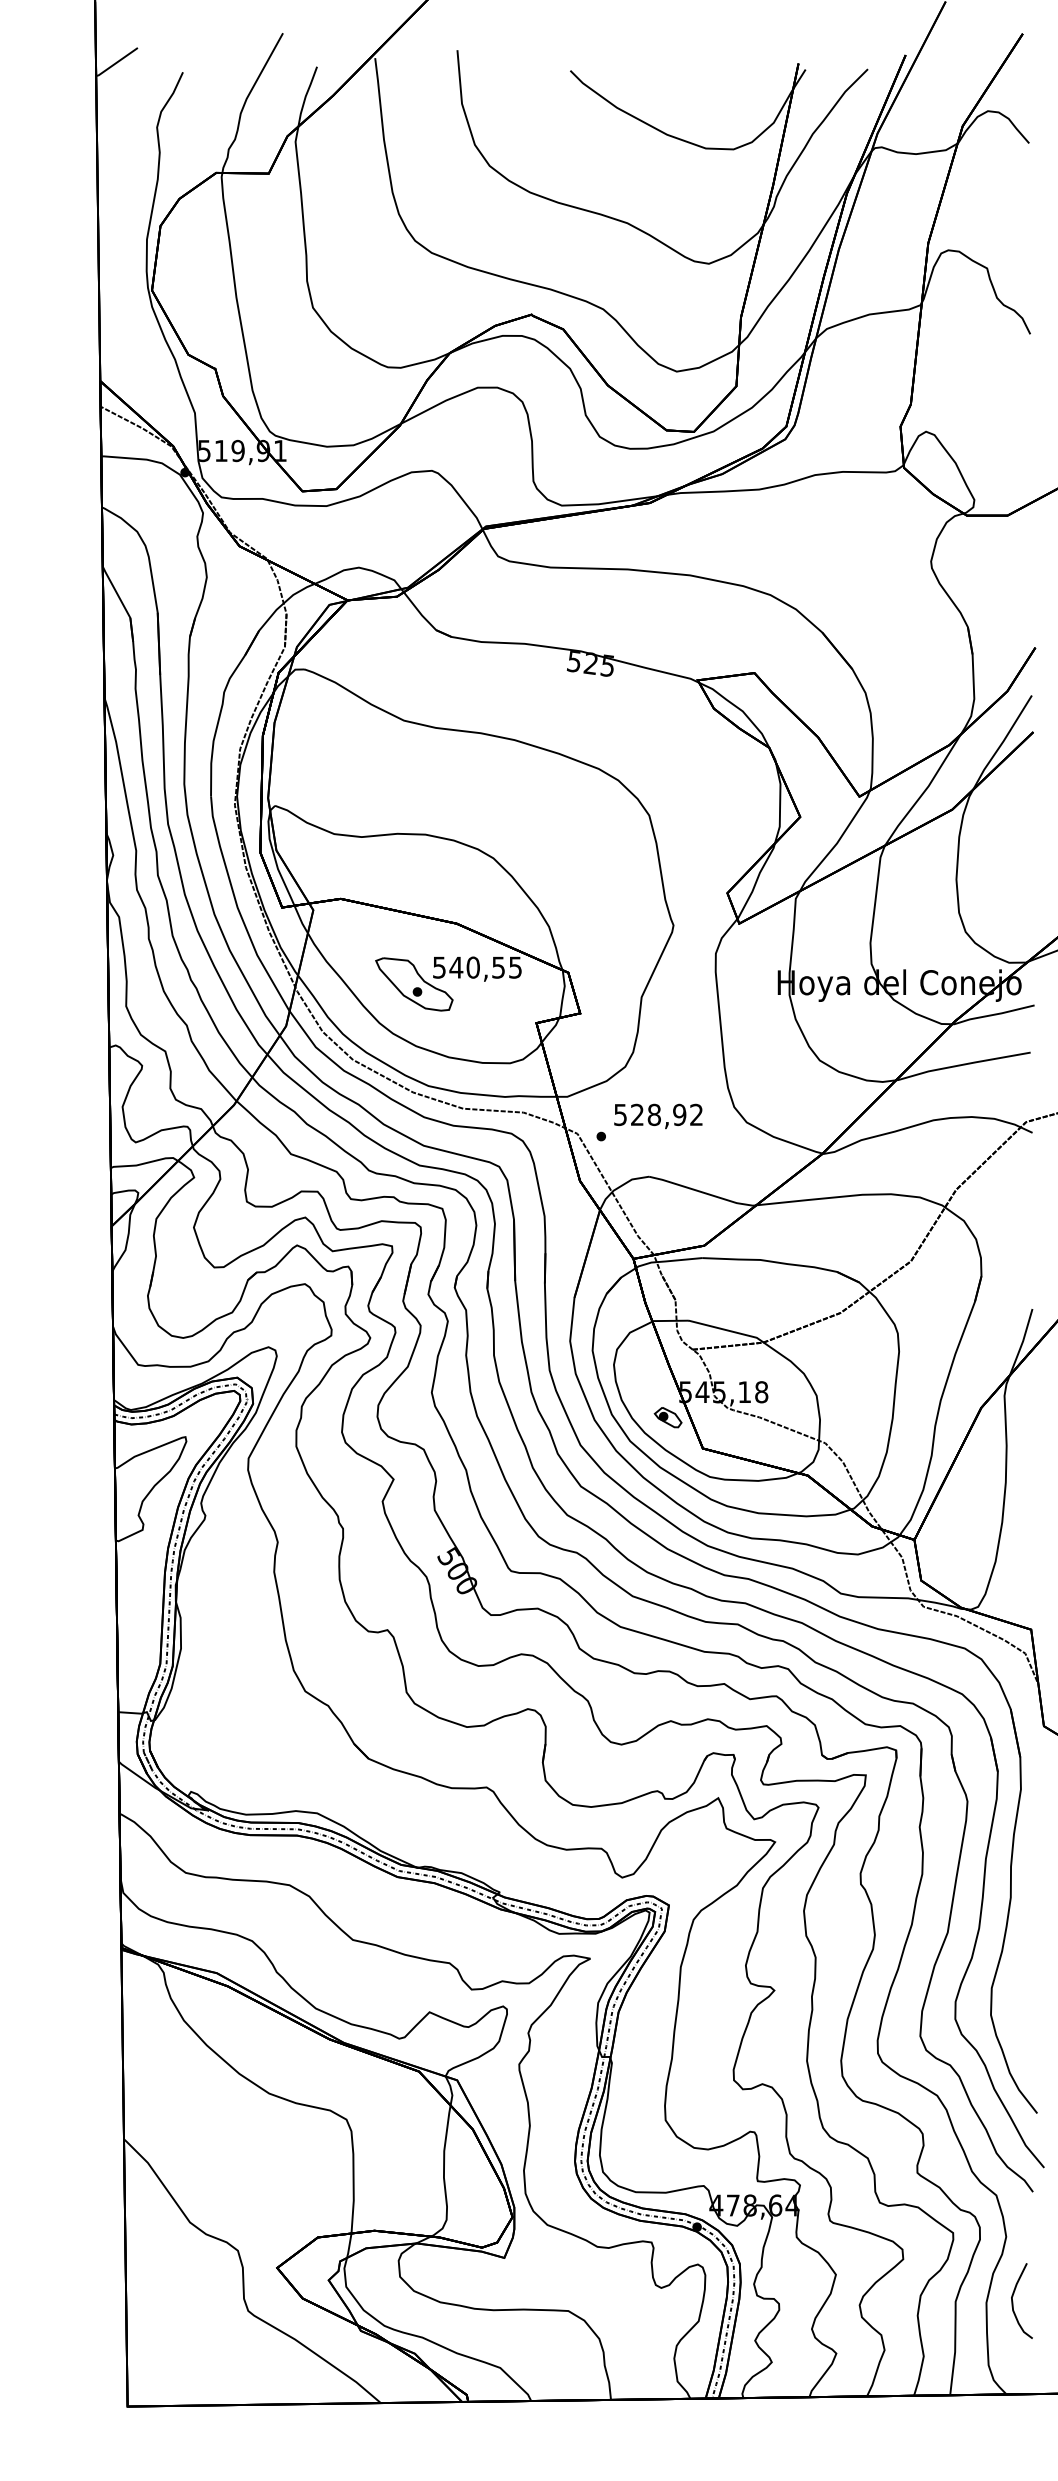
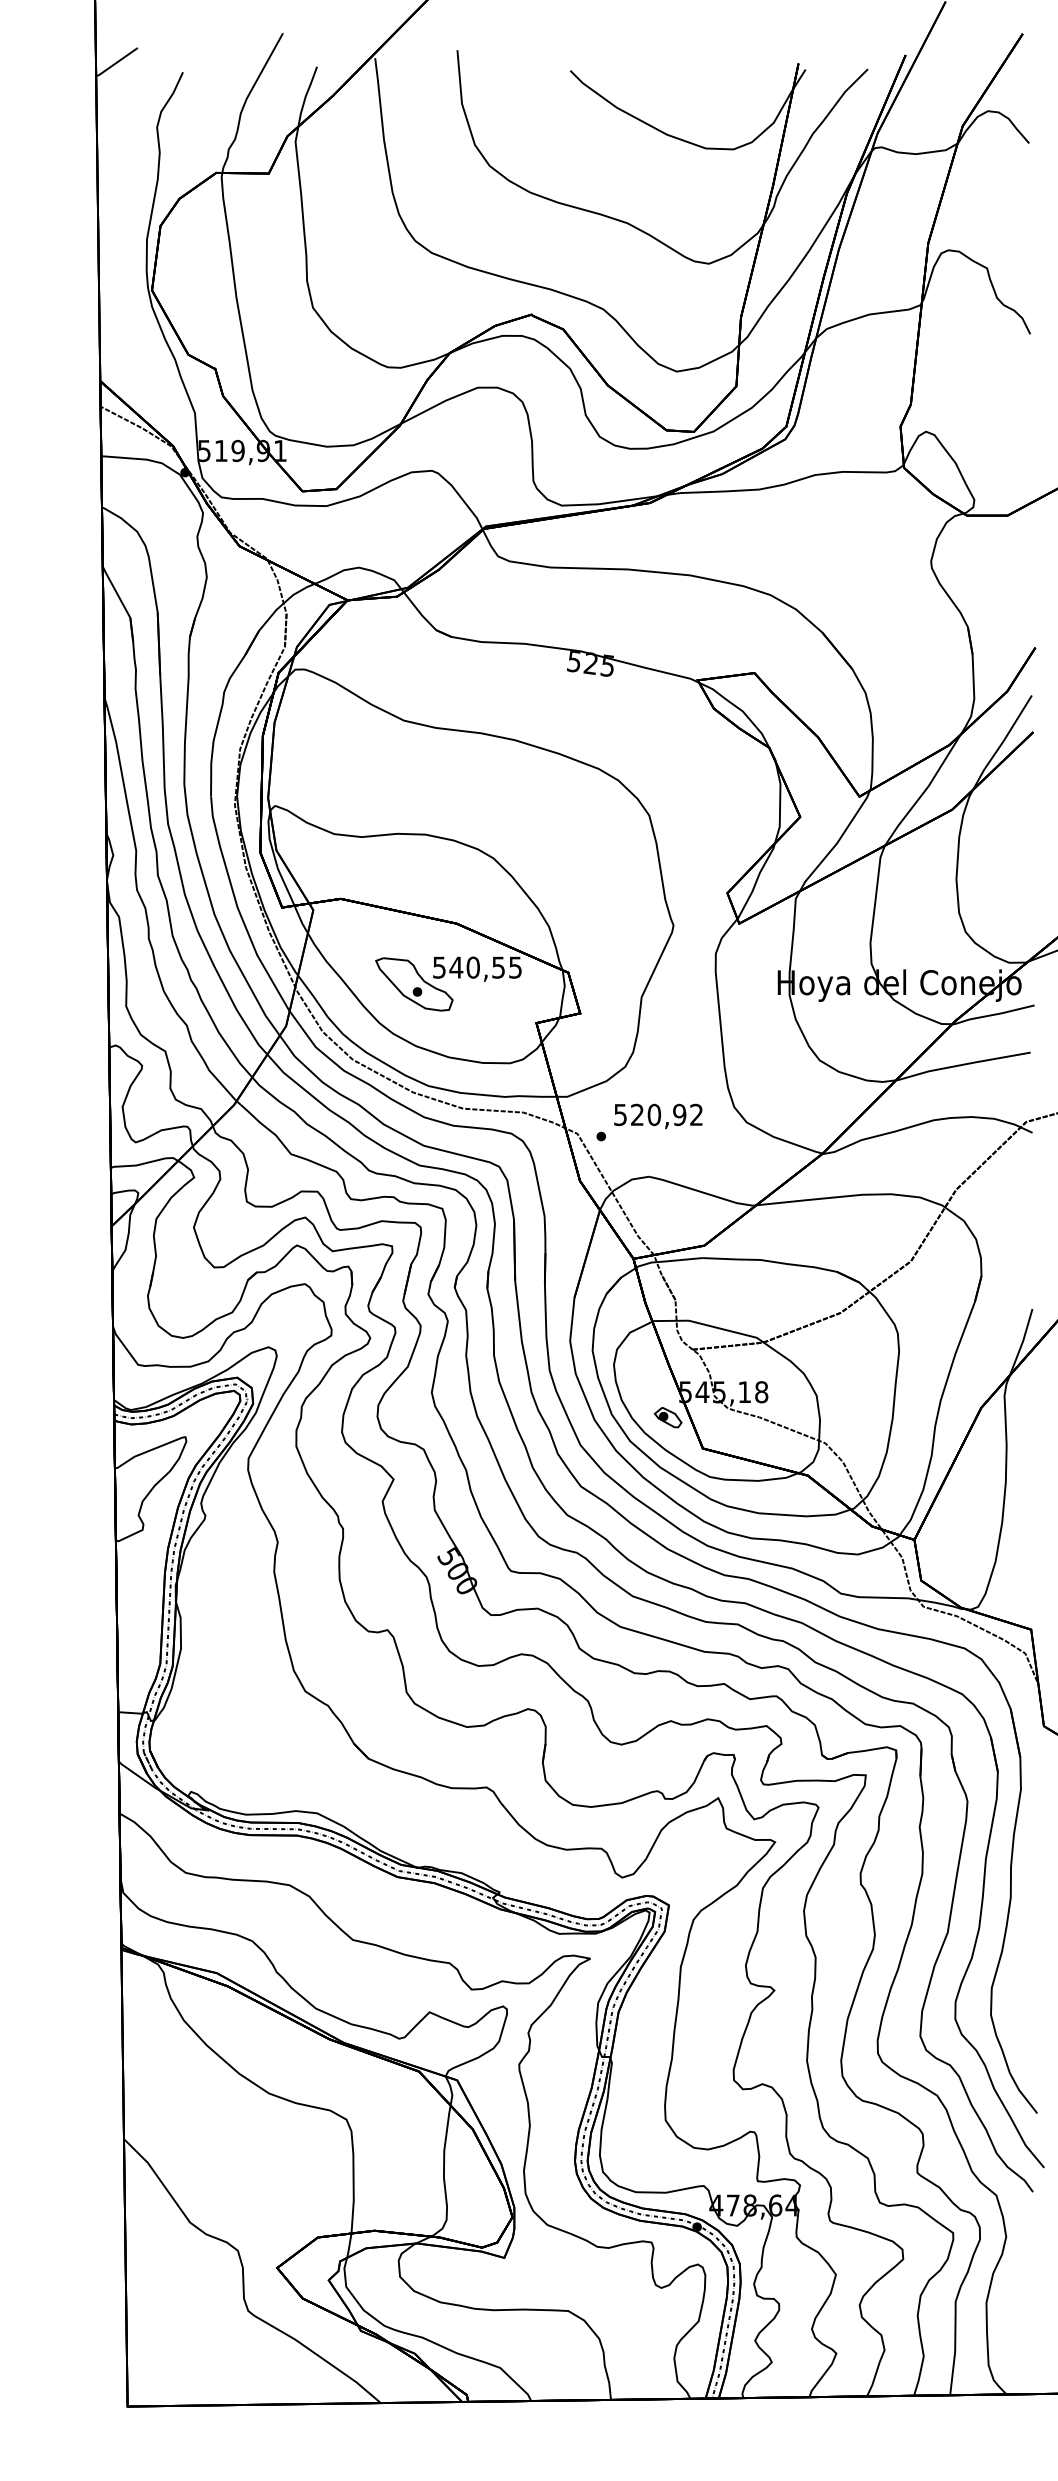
text: 528,92 -> 520,92 (654, 1114)
curve: present -> none (1013, 2301)
